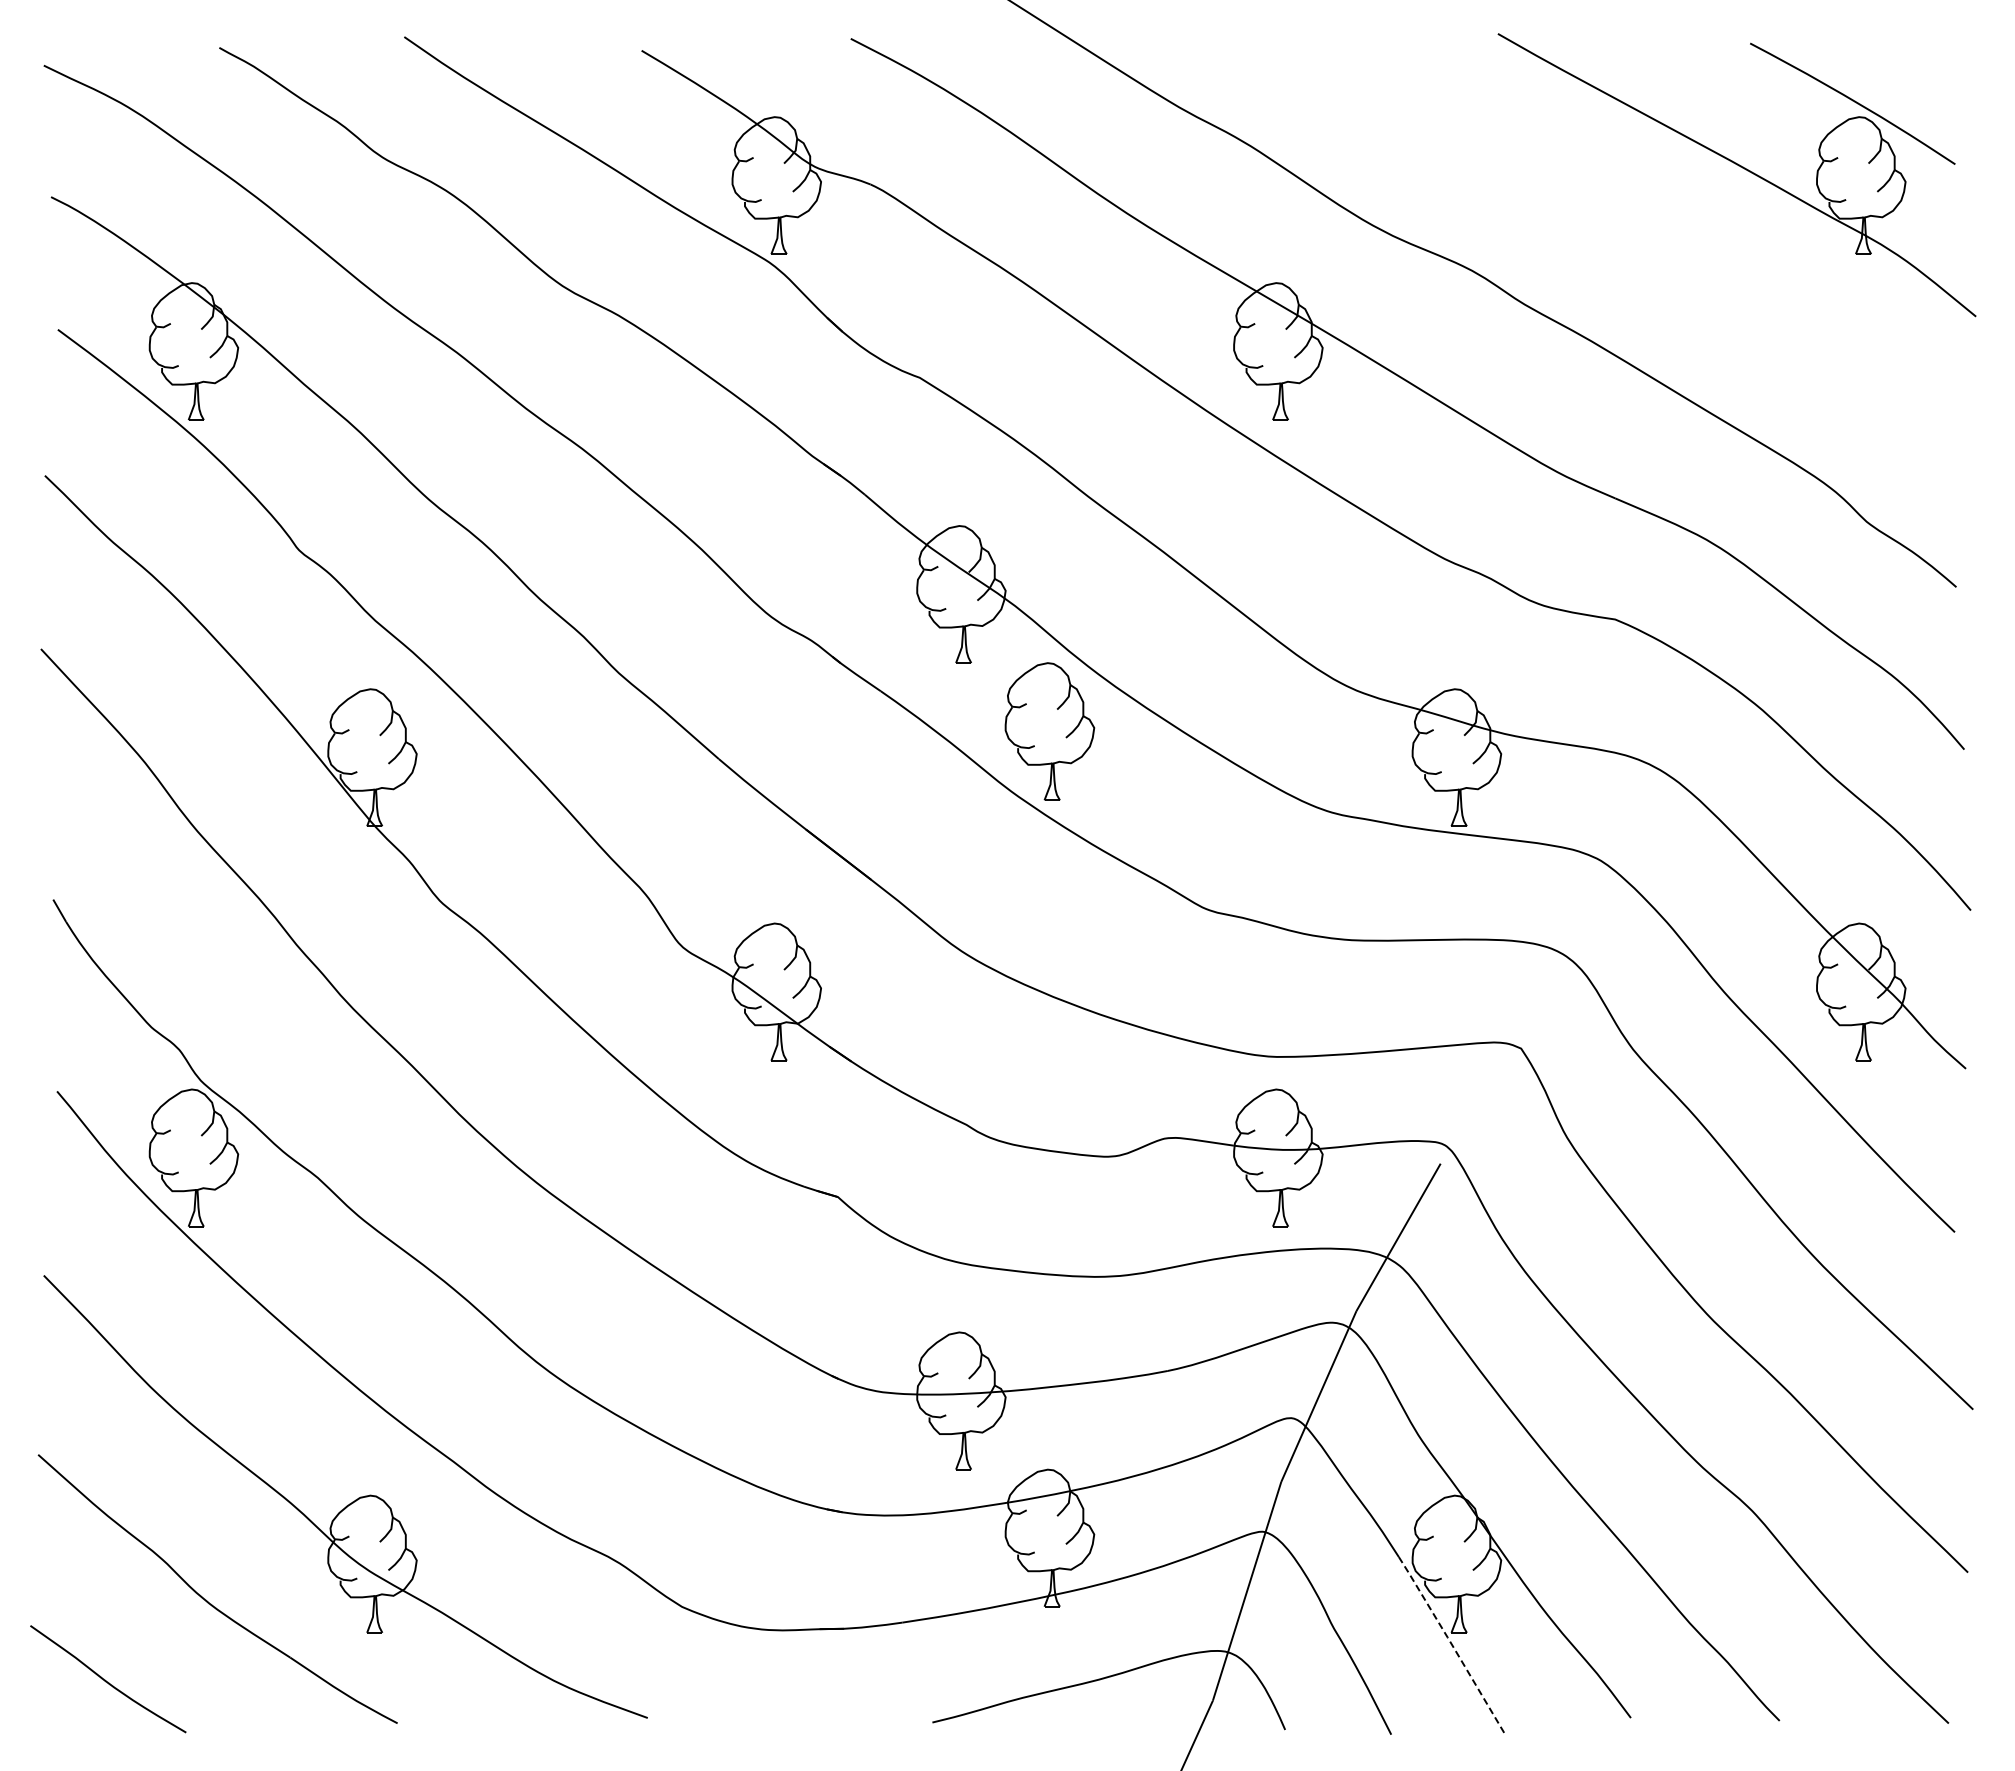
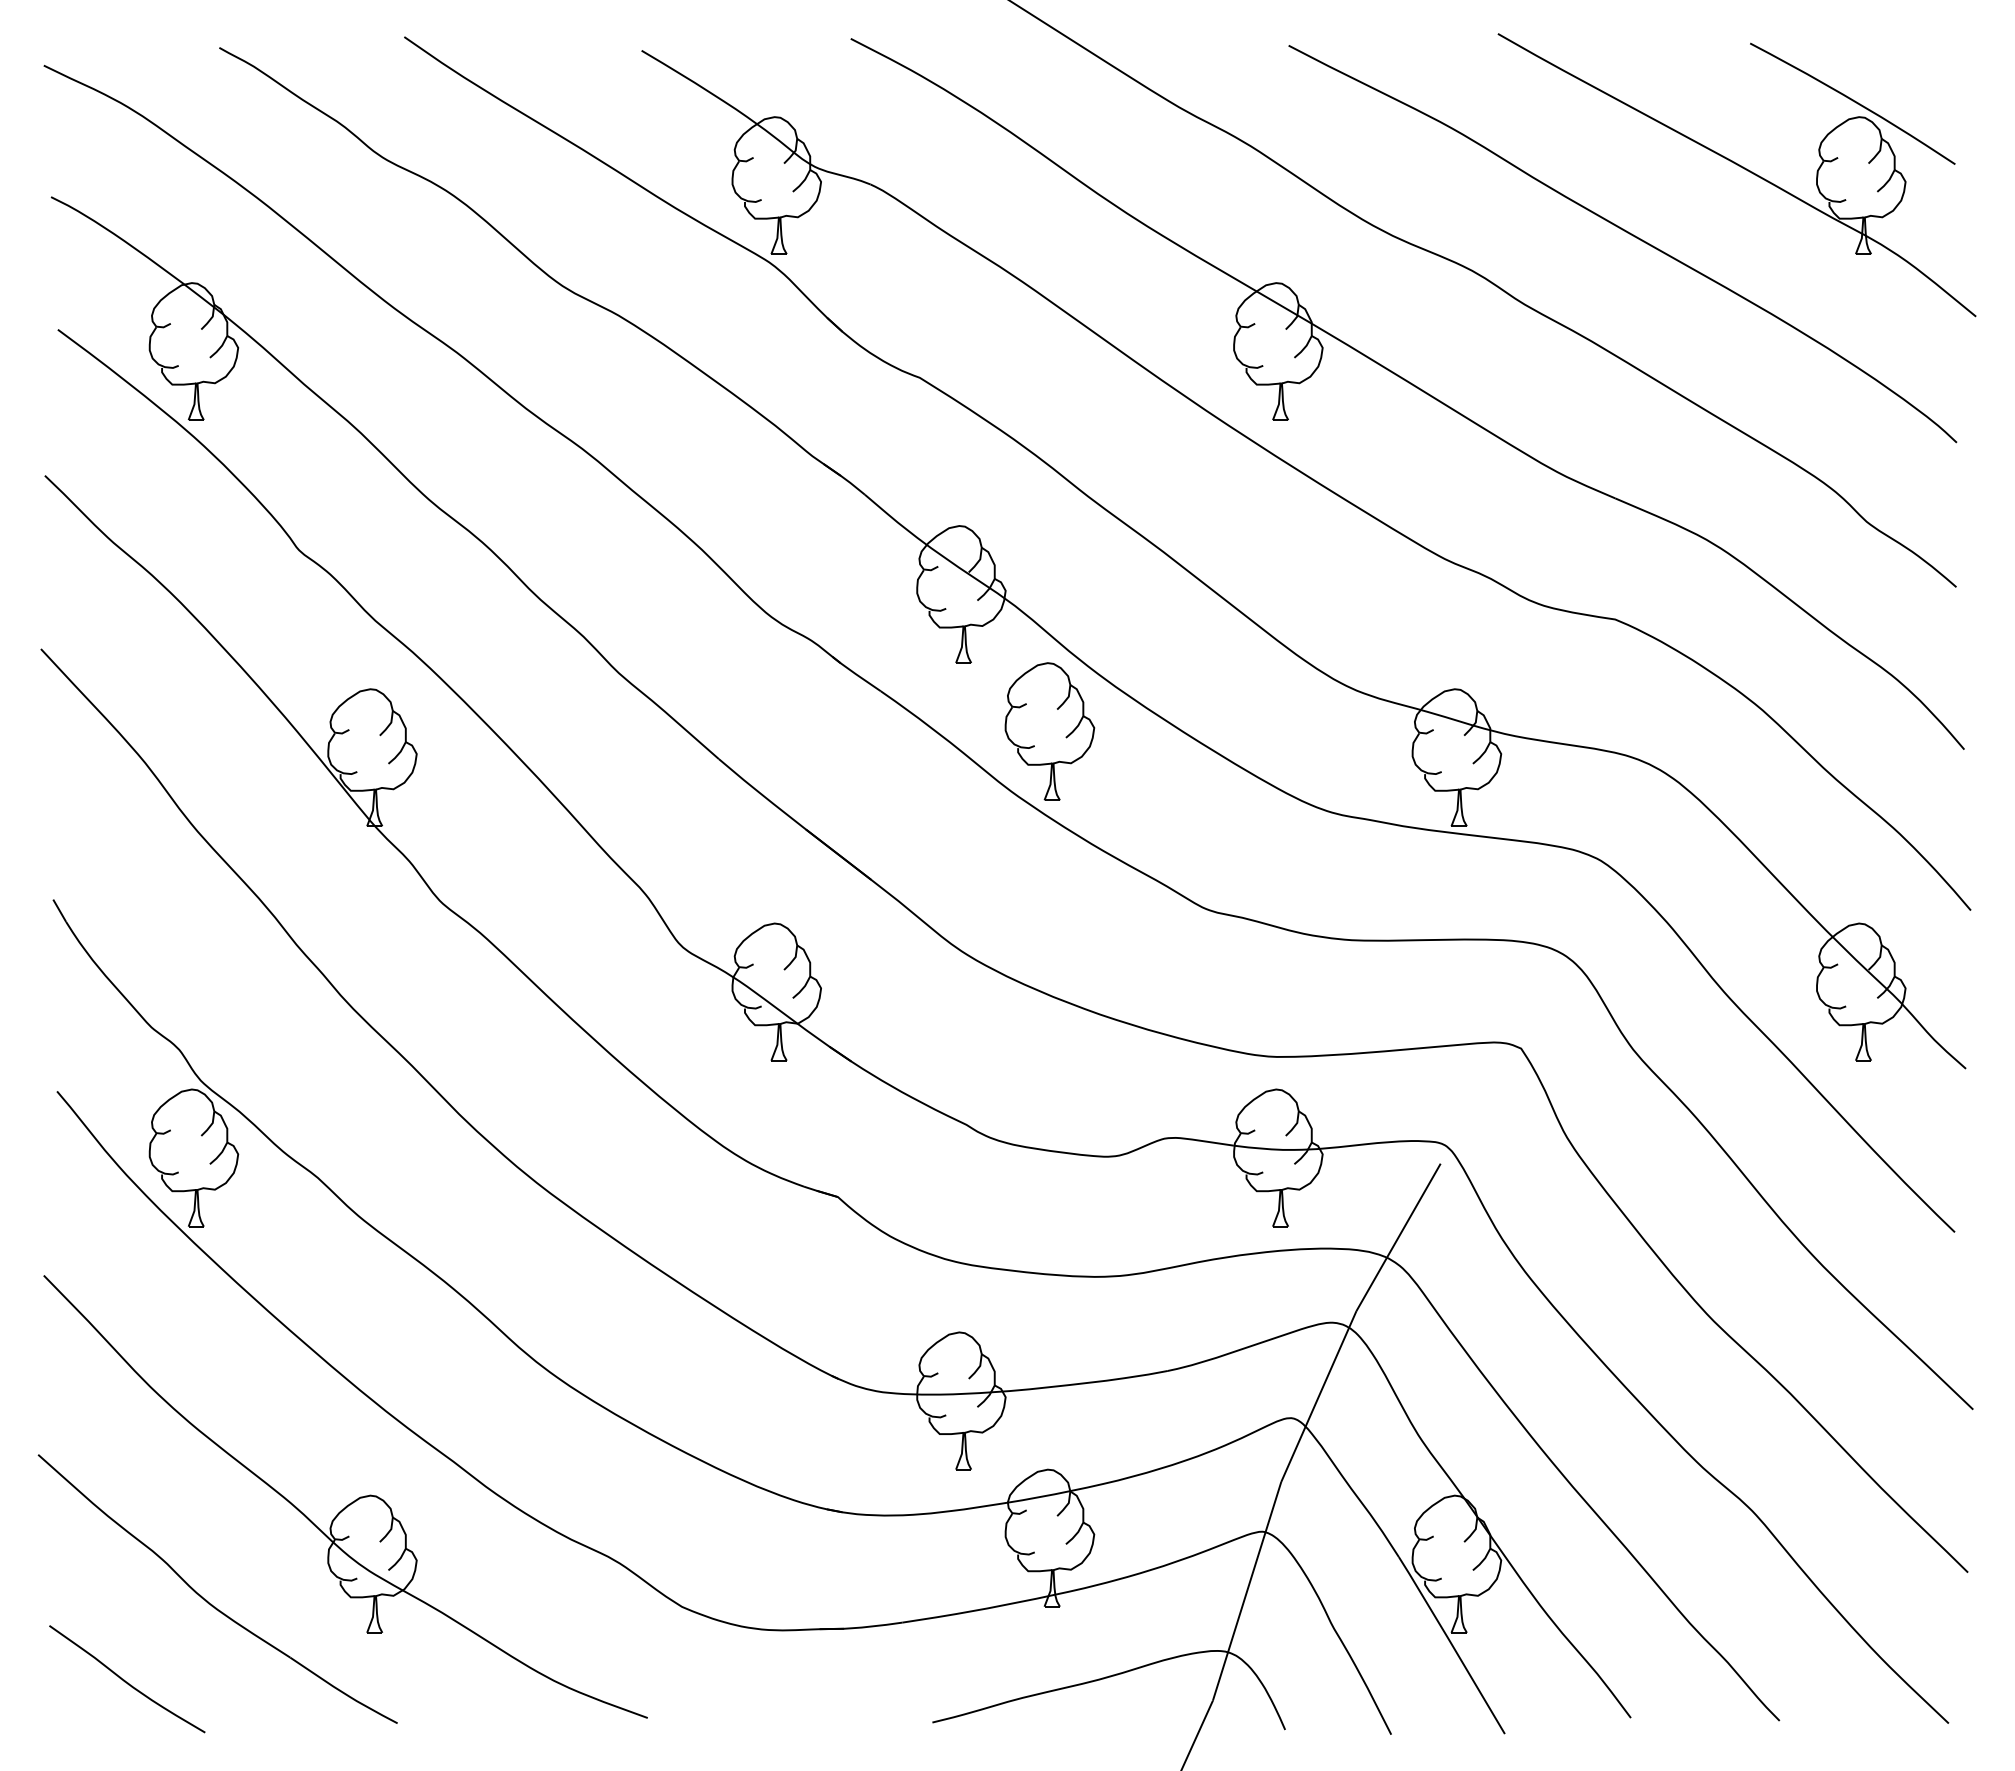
curve: none -> present (1627, 233)
line: dashed -> solid (1451, 1644)
curve position: (106, 1680) -> (125, 1680) (125, 1680)
